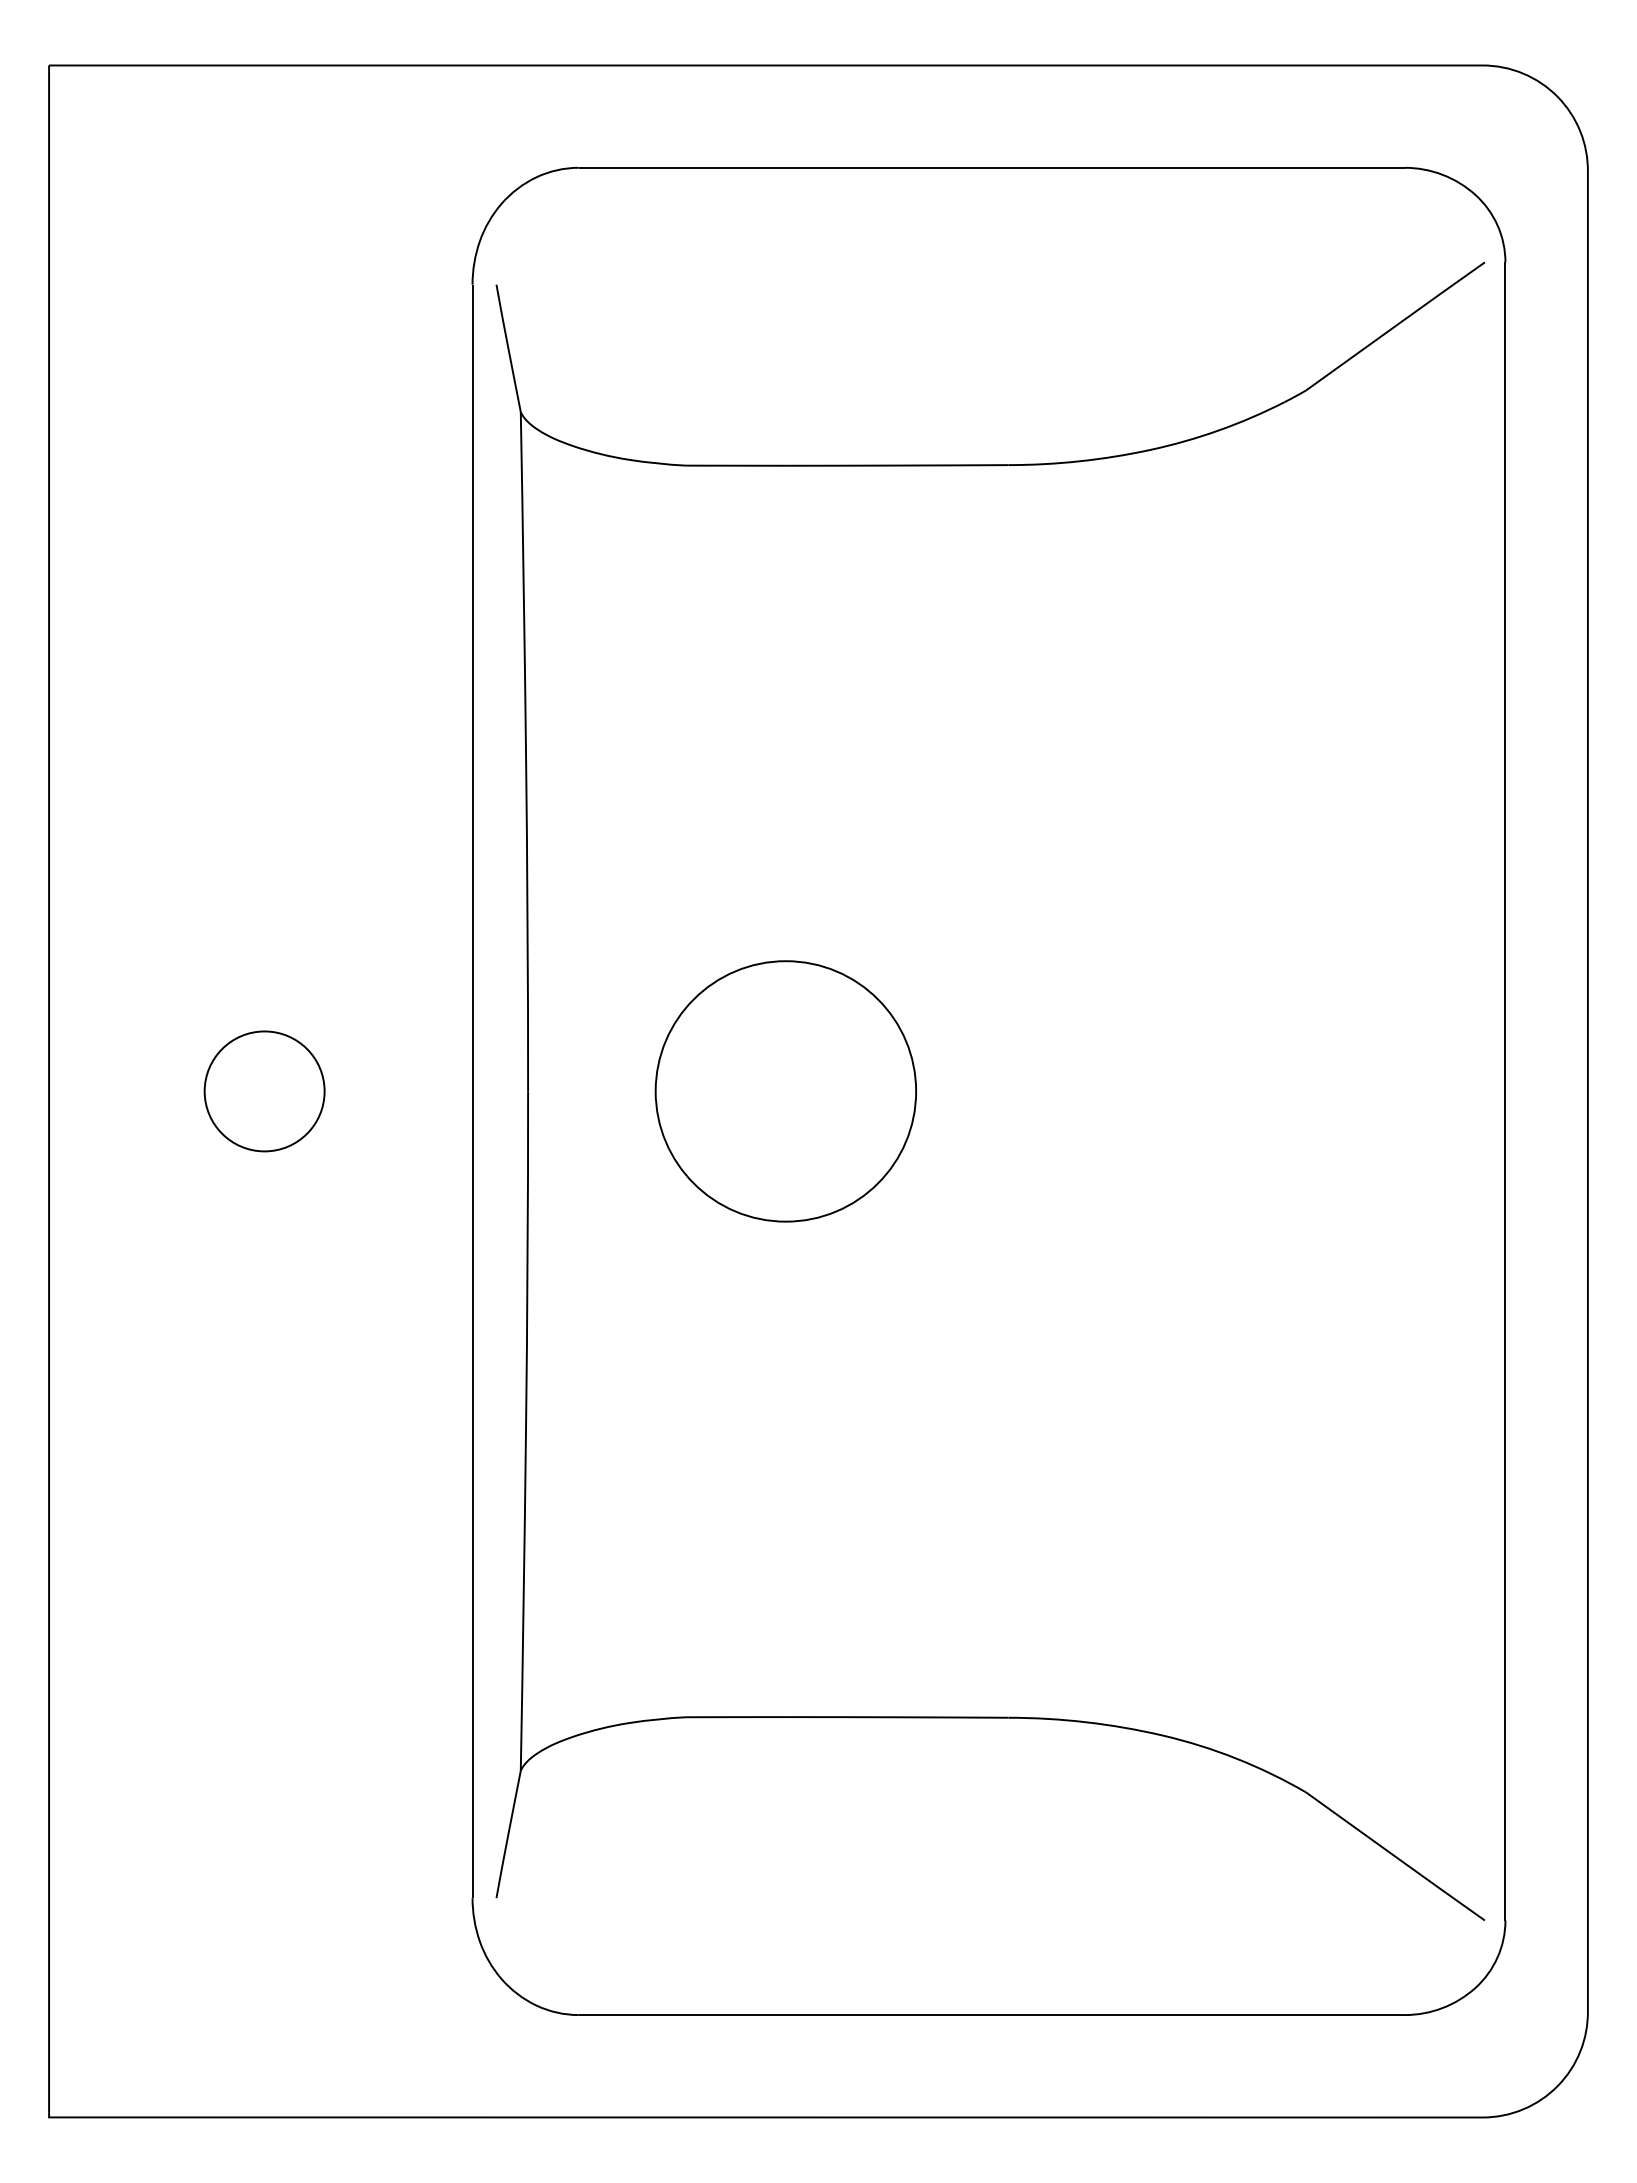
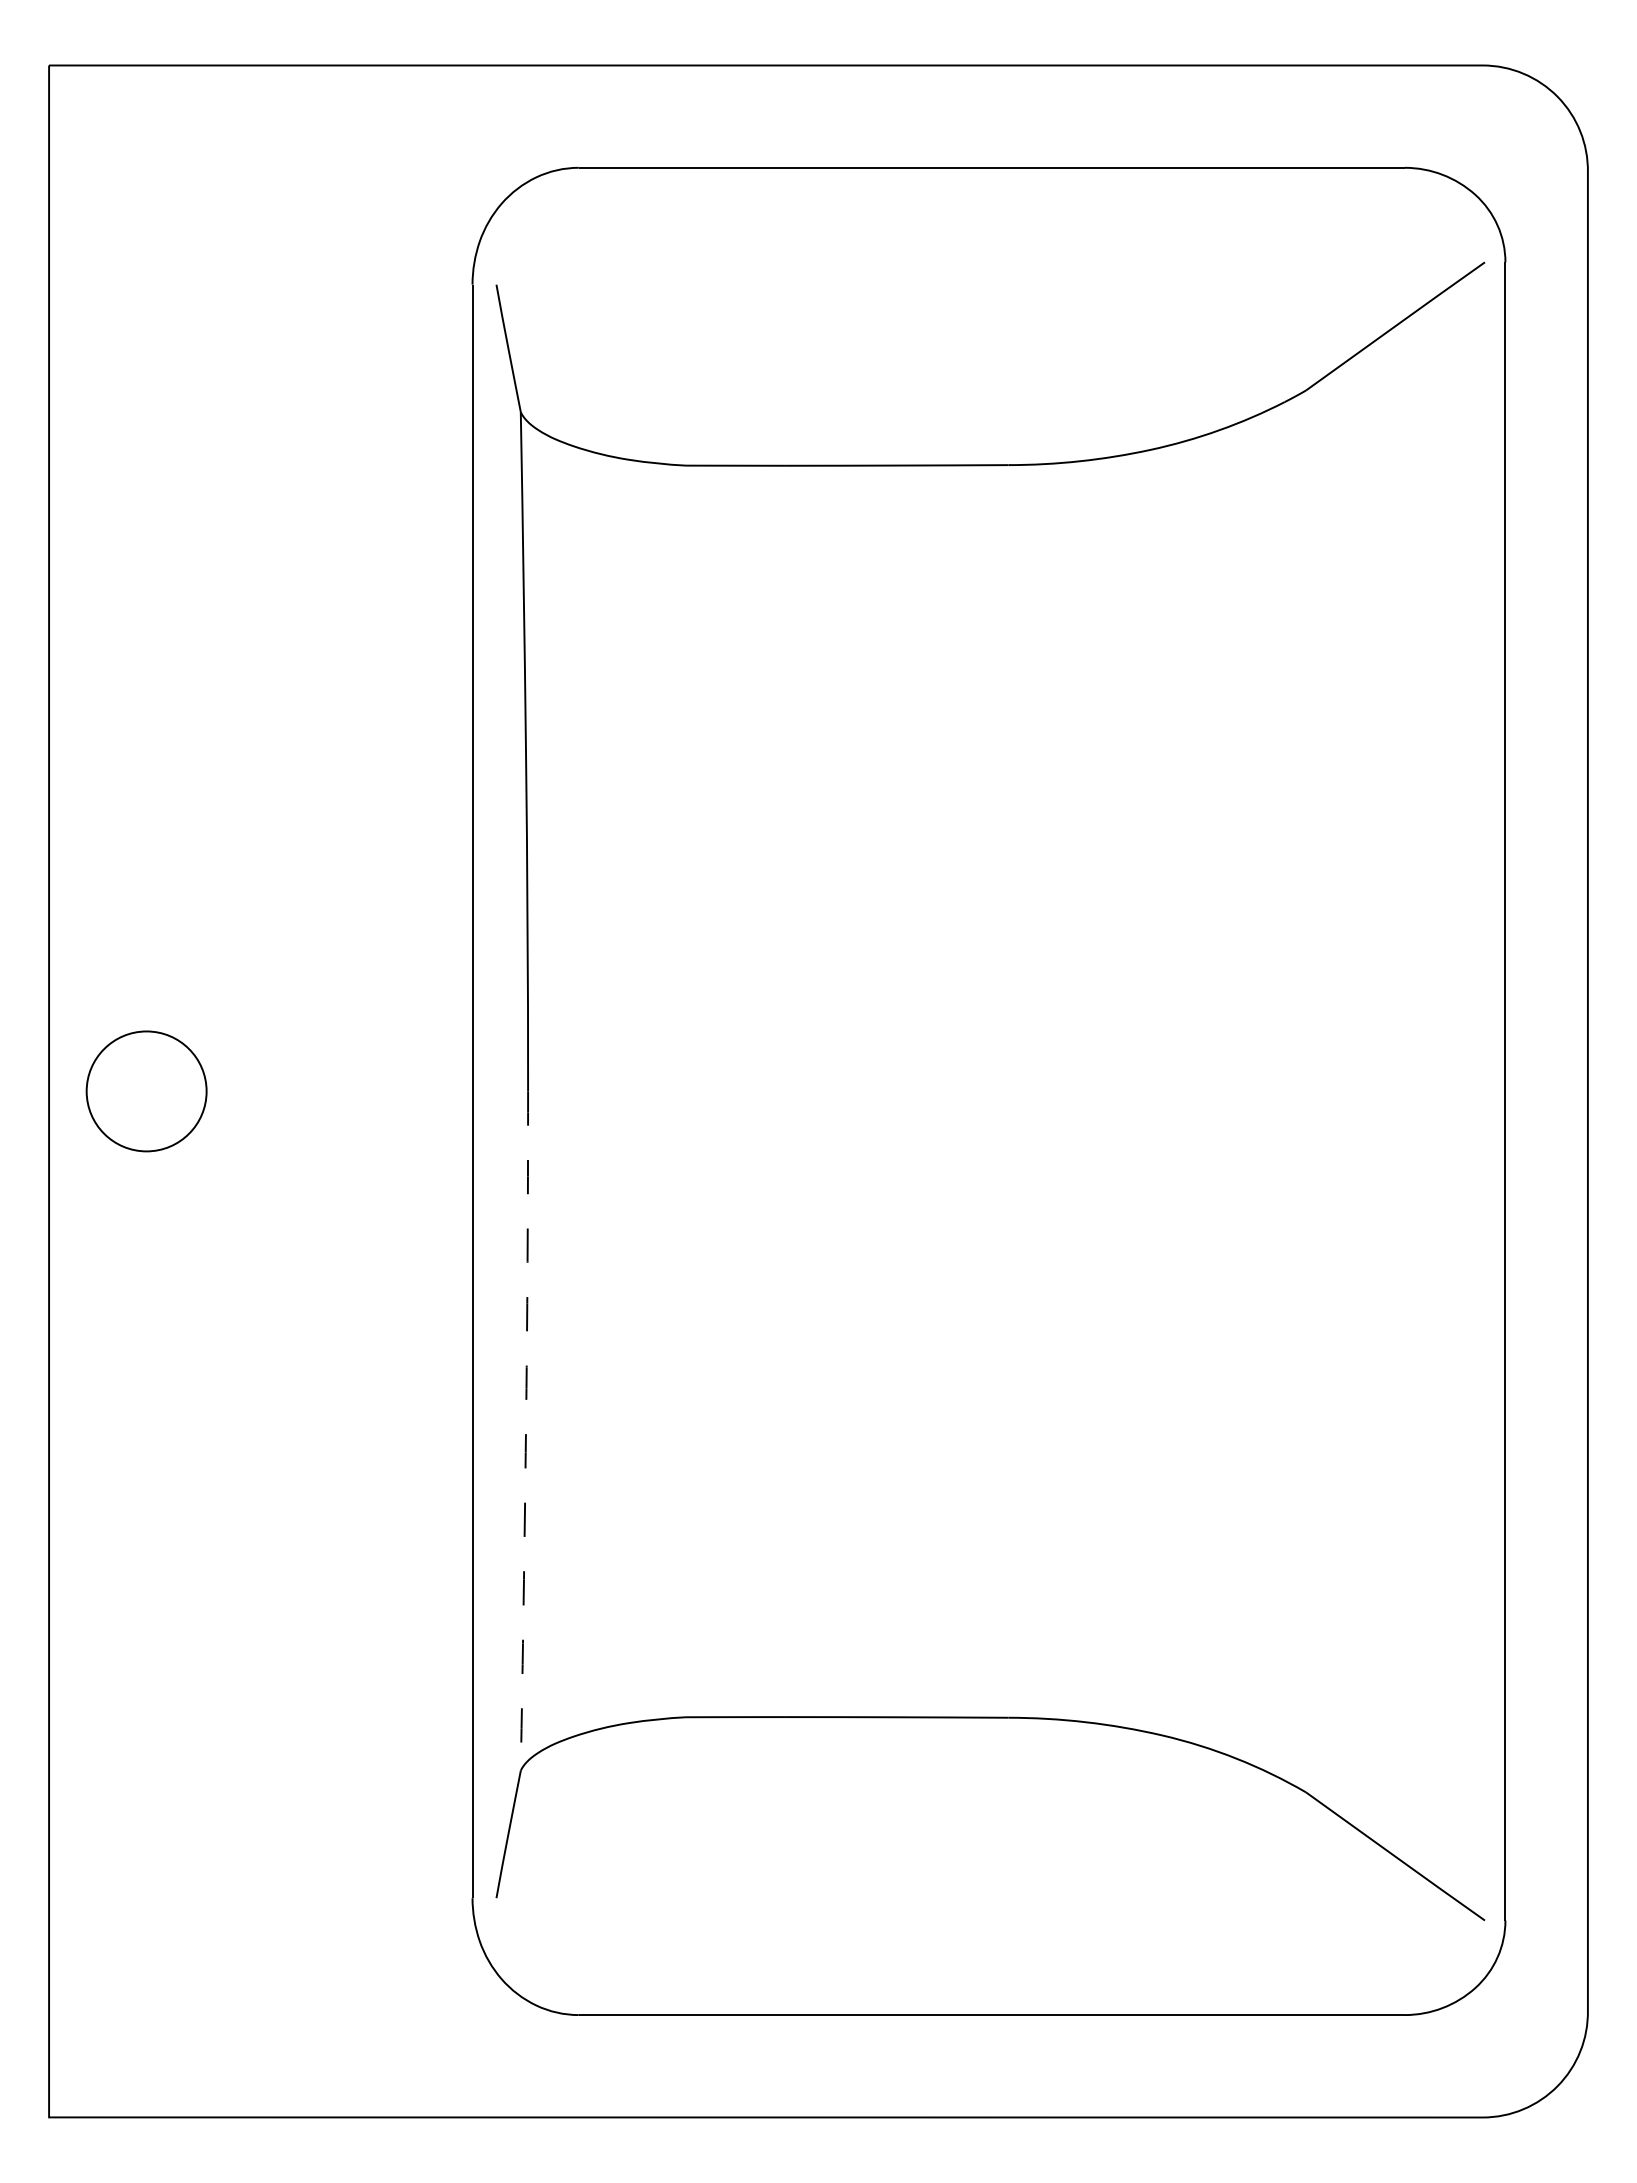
circle position: (264, 1091) -> (146, 1091) (146, 1091)
part: present -> none (785, 1091)
line: solid -> dashed (526, 1431)
